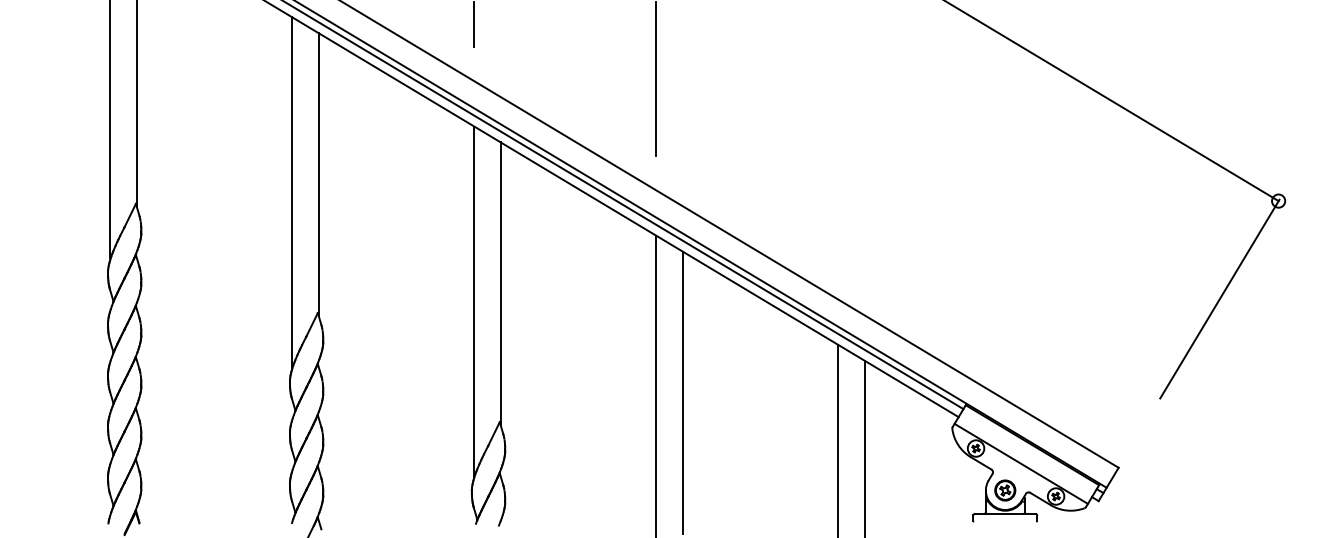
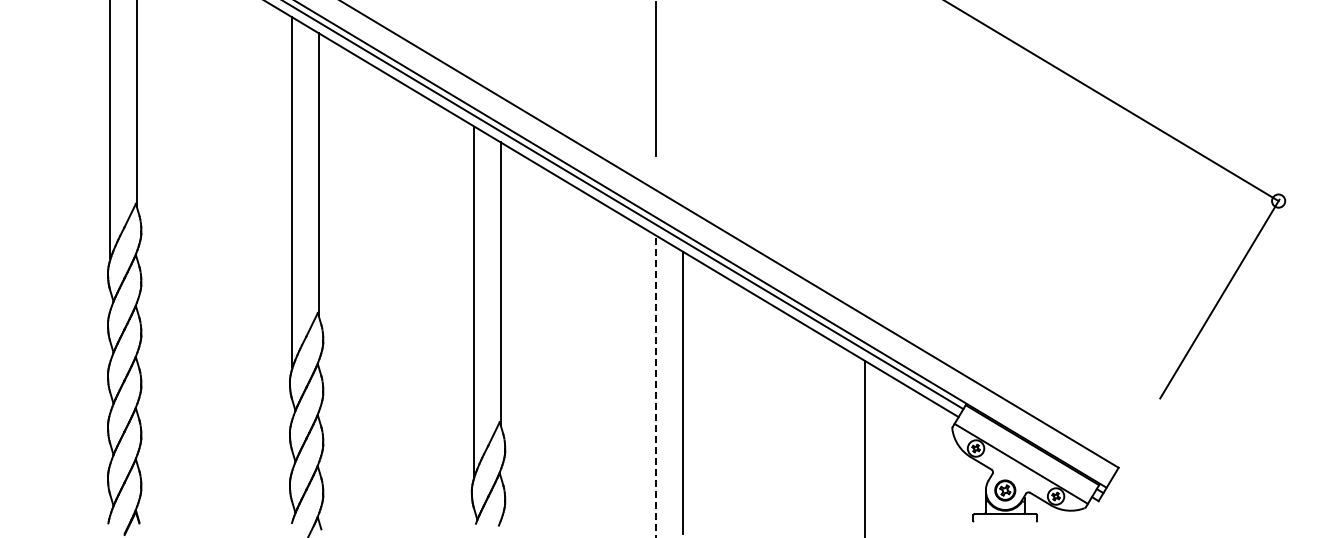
line: present -> none (474, 24)
line: solid -> dashed (656, 386)
line: present -> none (838, 439)
